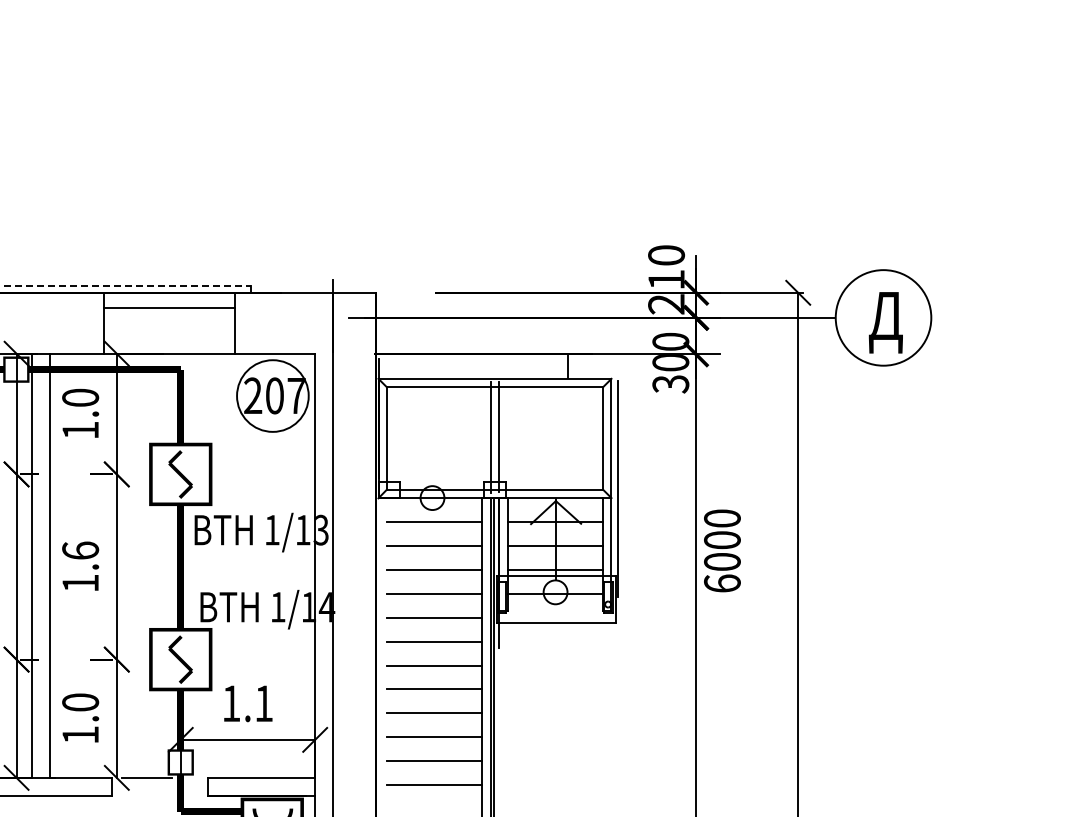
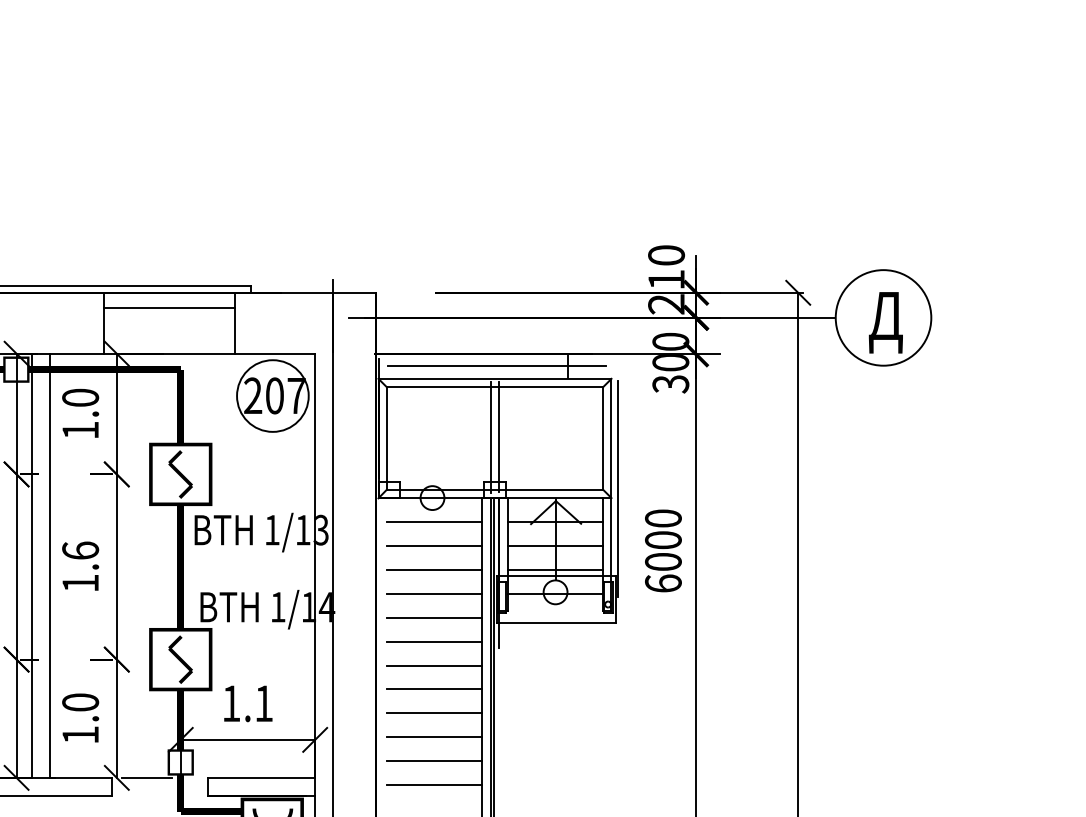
line: dashed -> solid (125, 285)
line: none -> present (496, 365)
text position: (722, 550) -> (663, 550) (663, 550)
